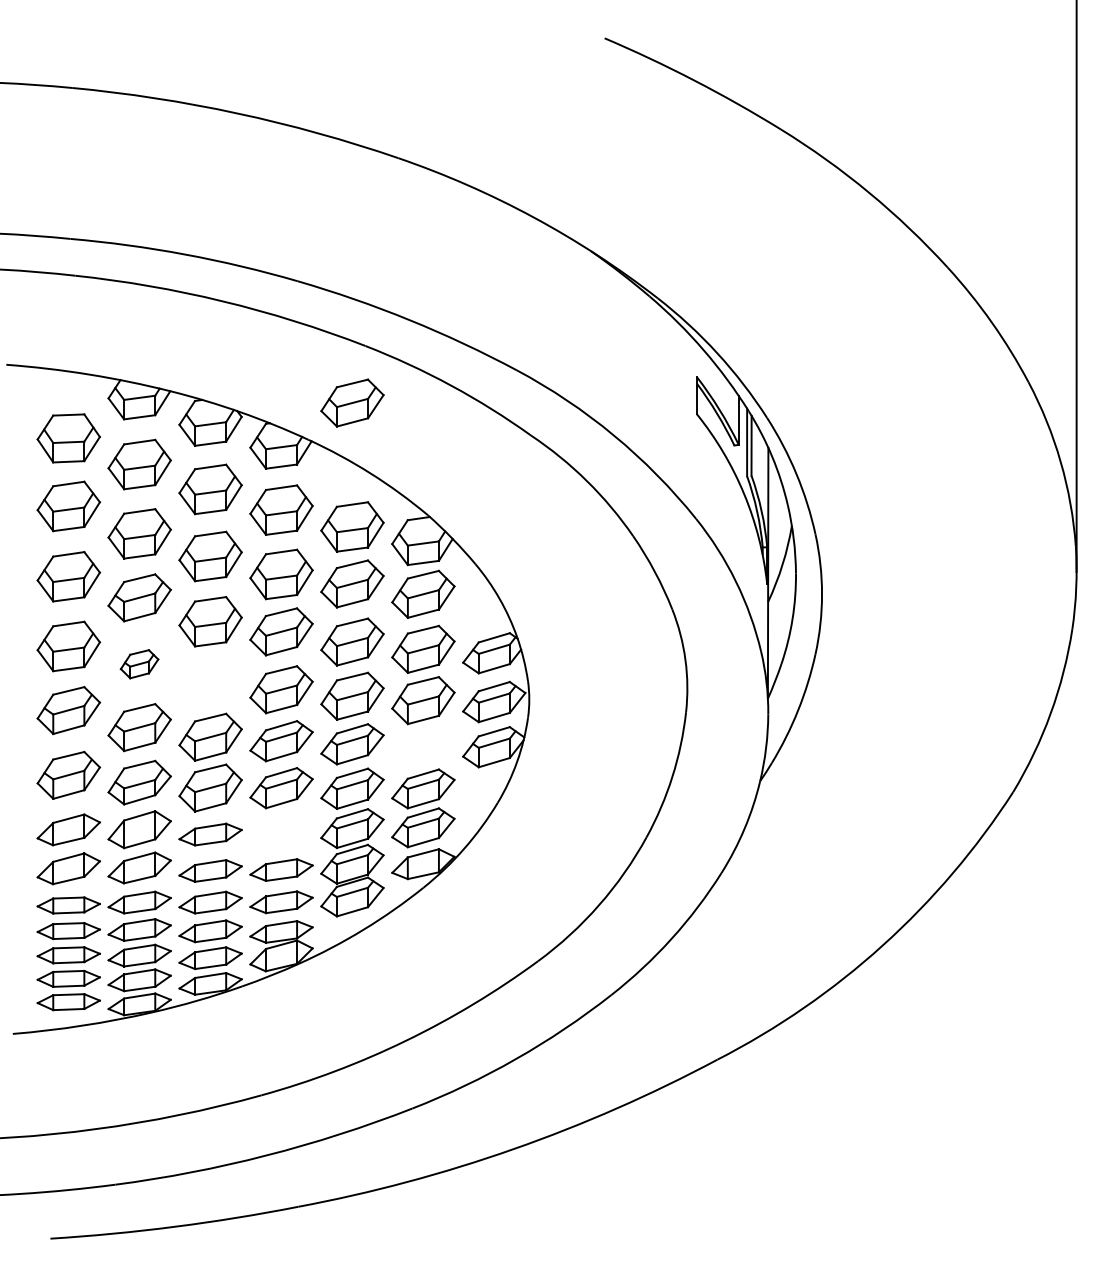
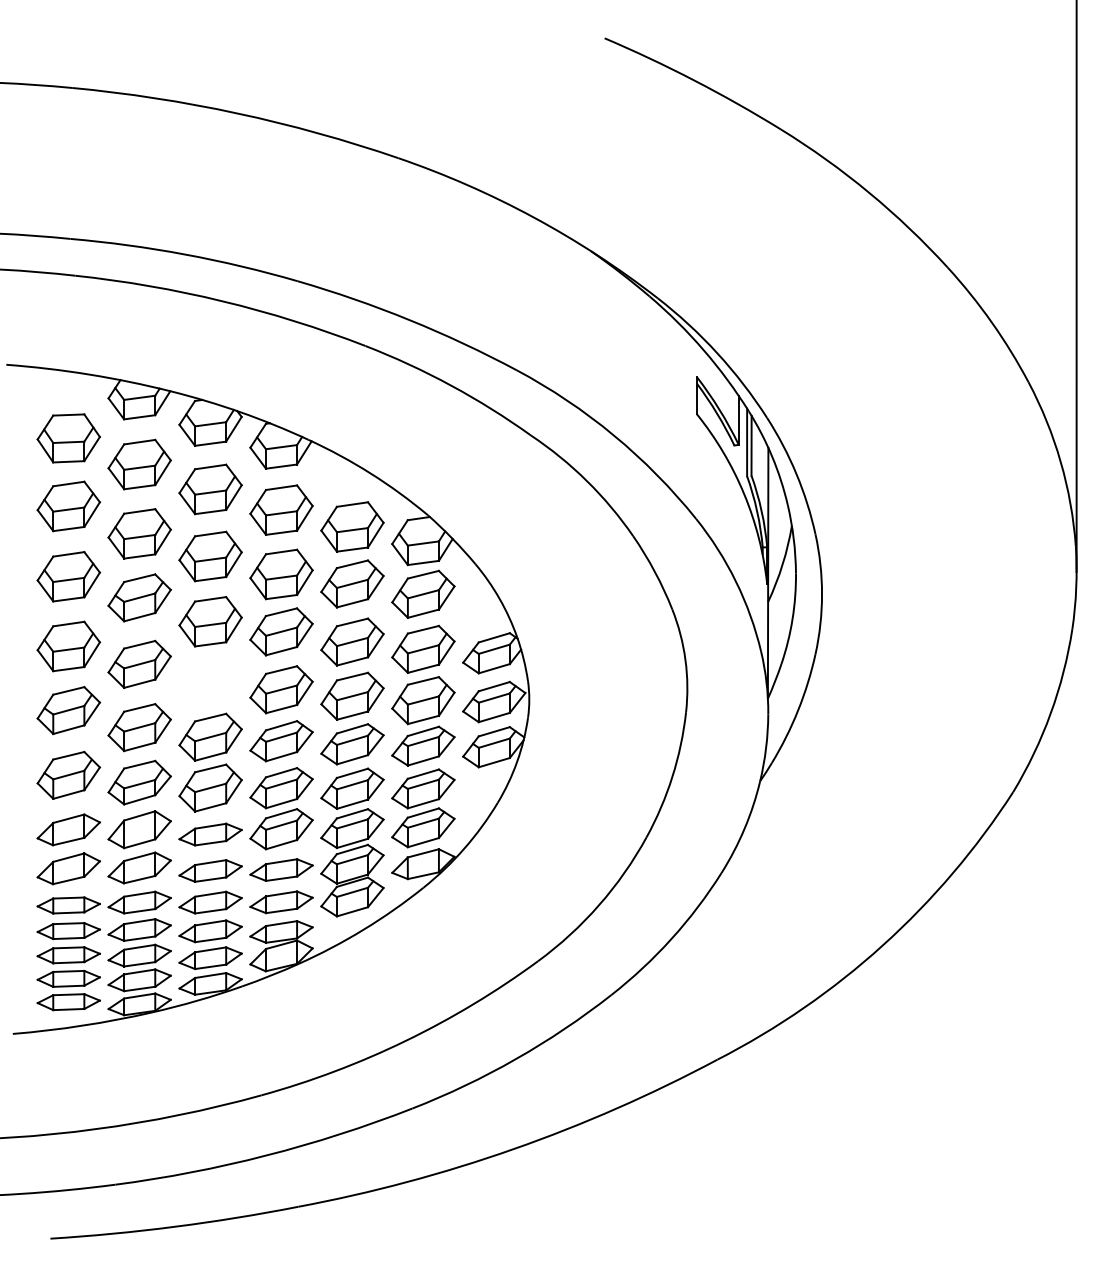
part: present -> none (352, 402)
part size: 41x31 px -> 65x50 px (139, 663)
part: none -> present (423, 745)
part: none -> present (281, 829)
